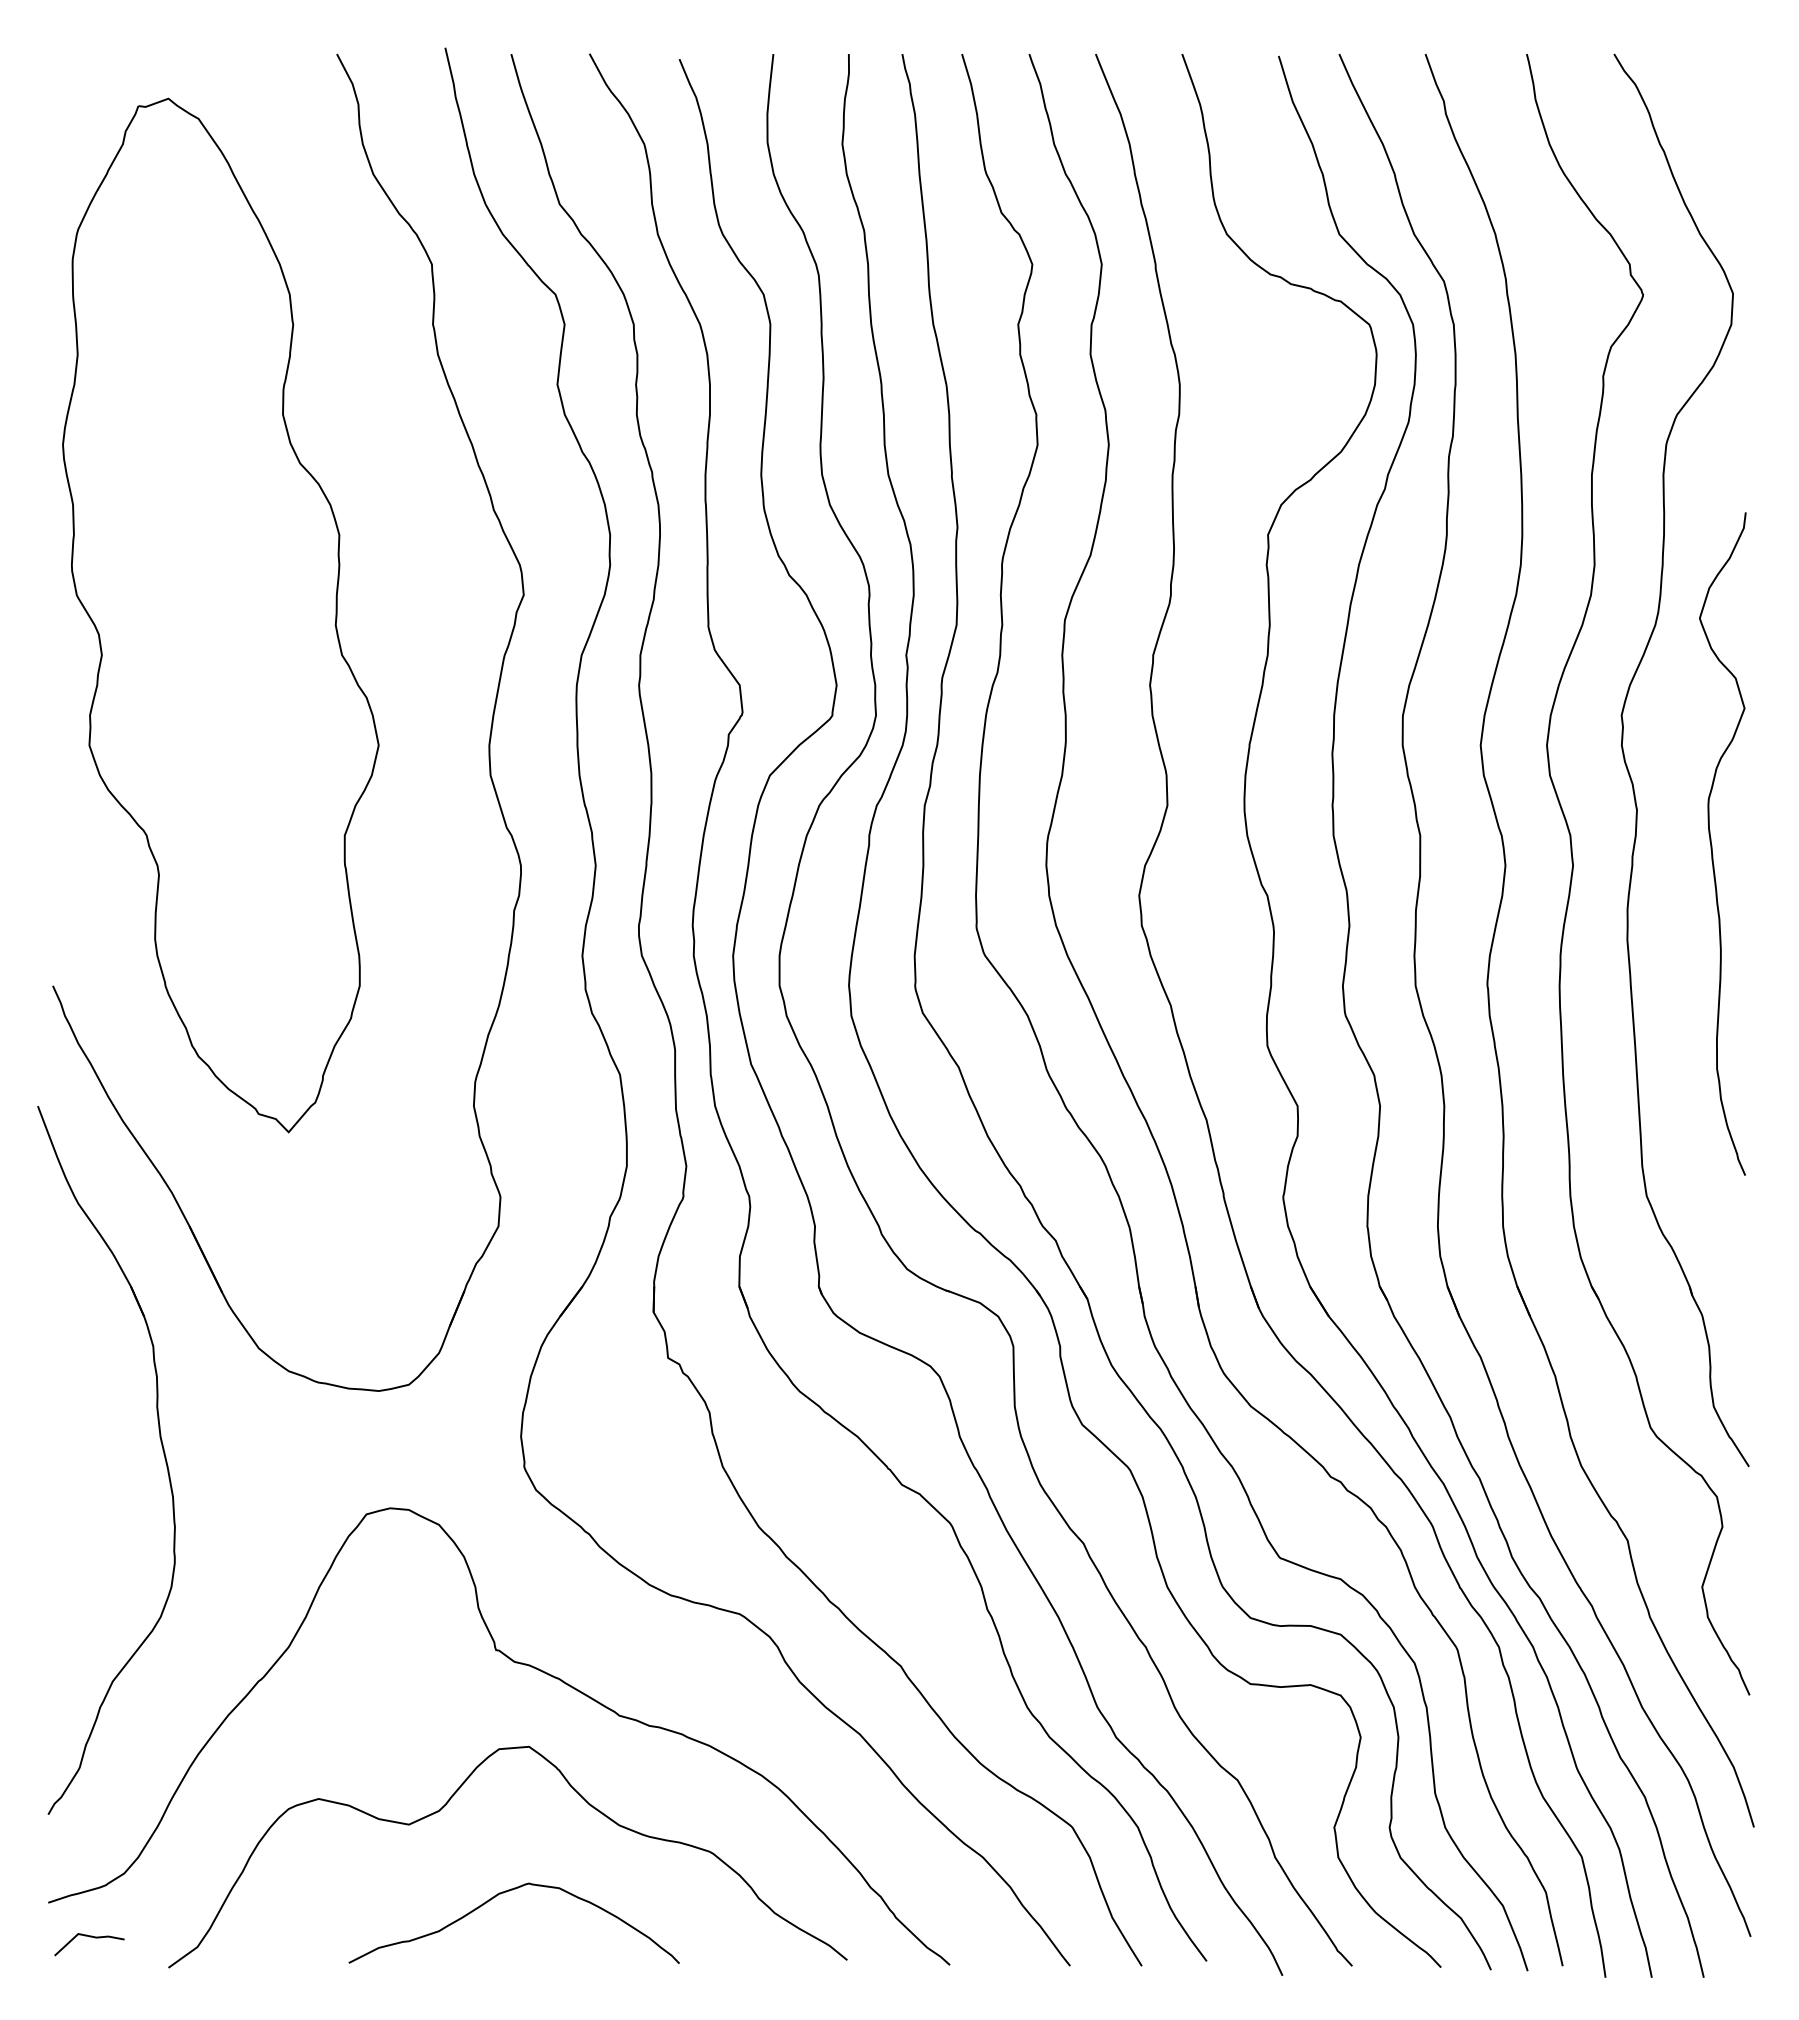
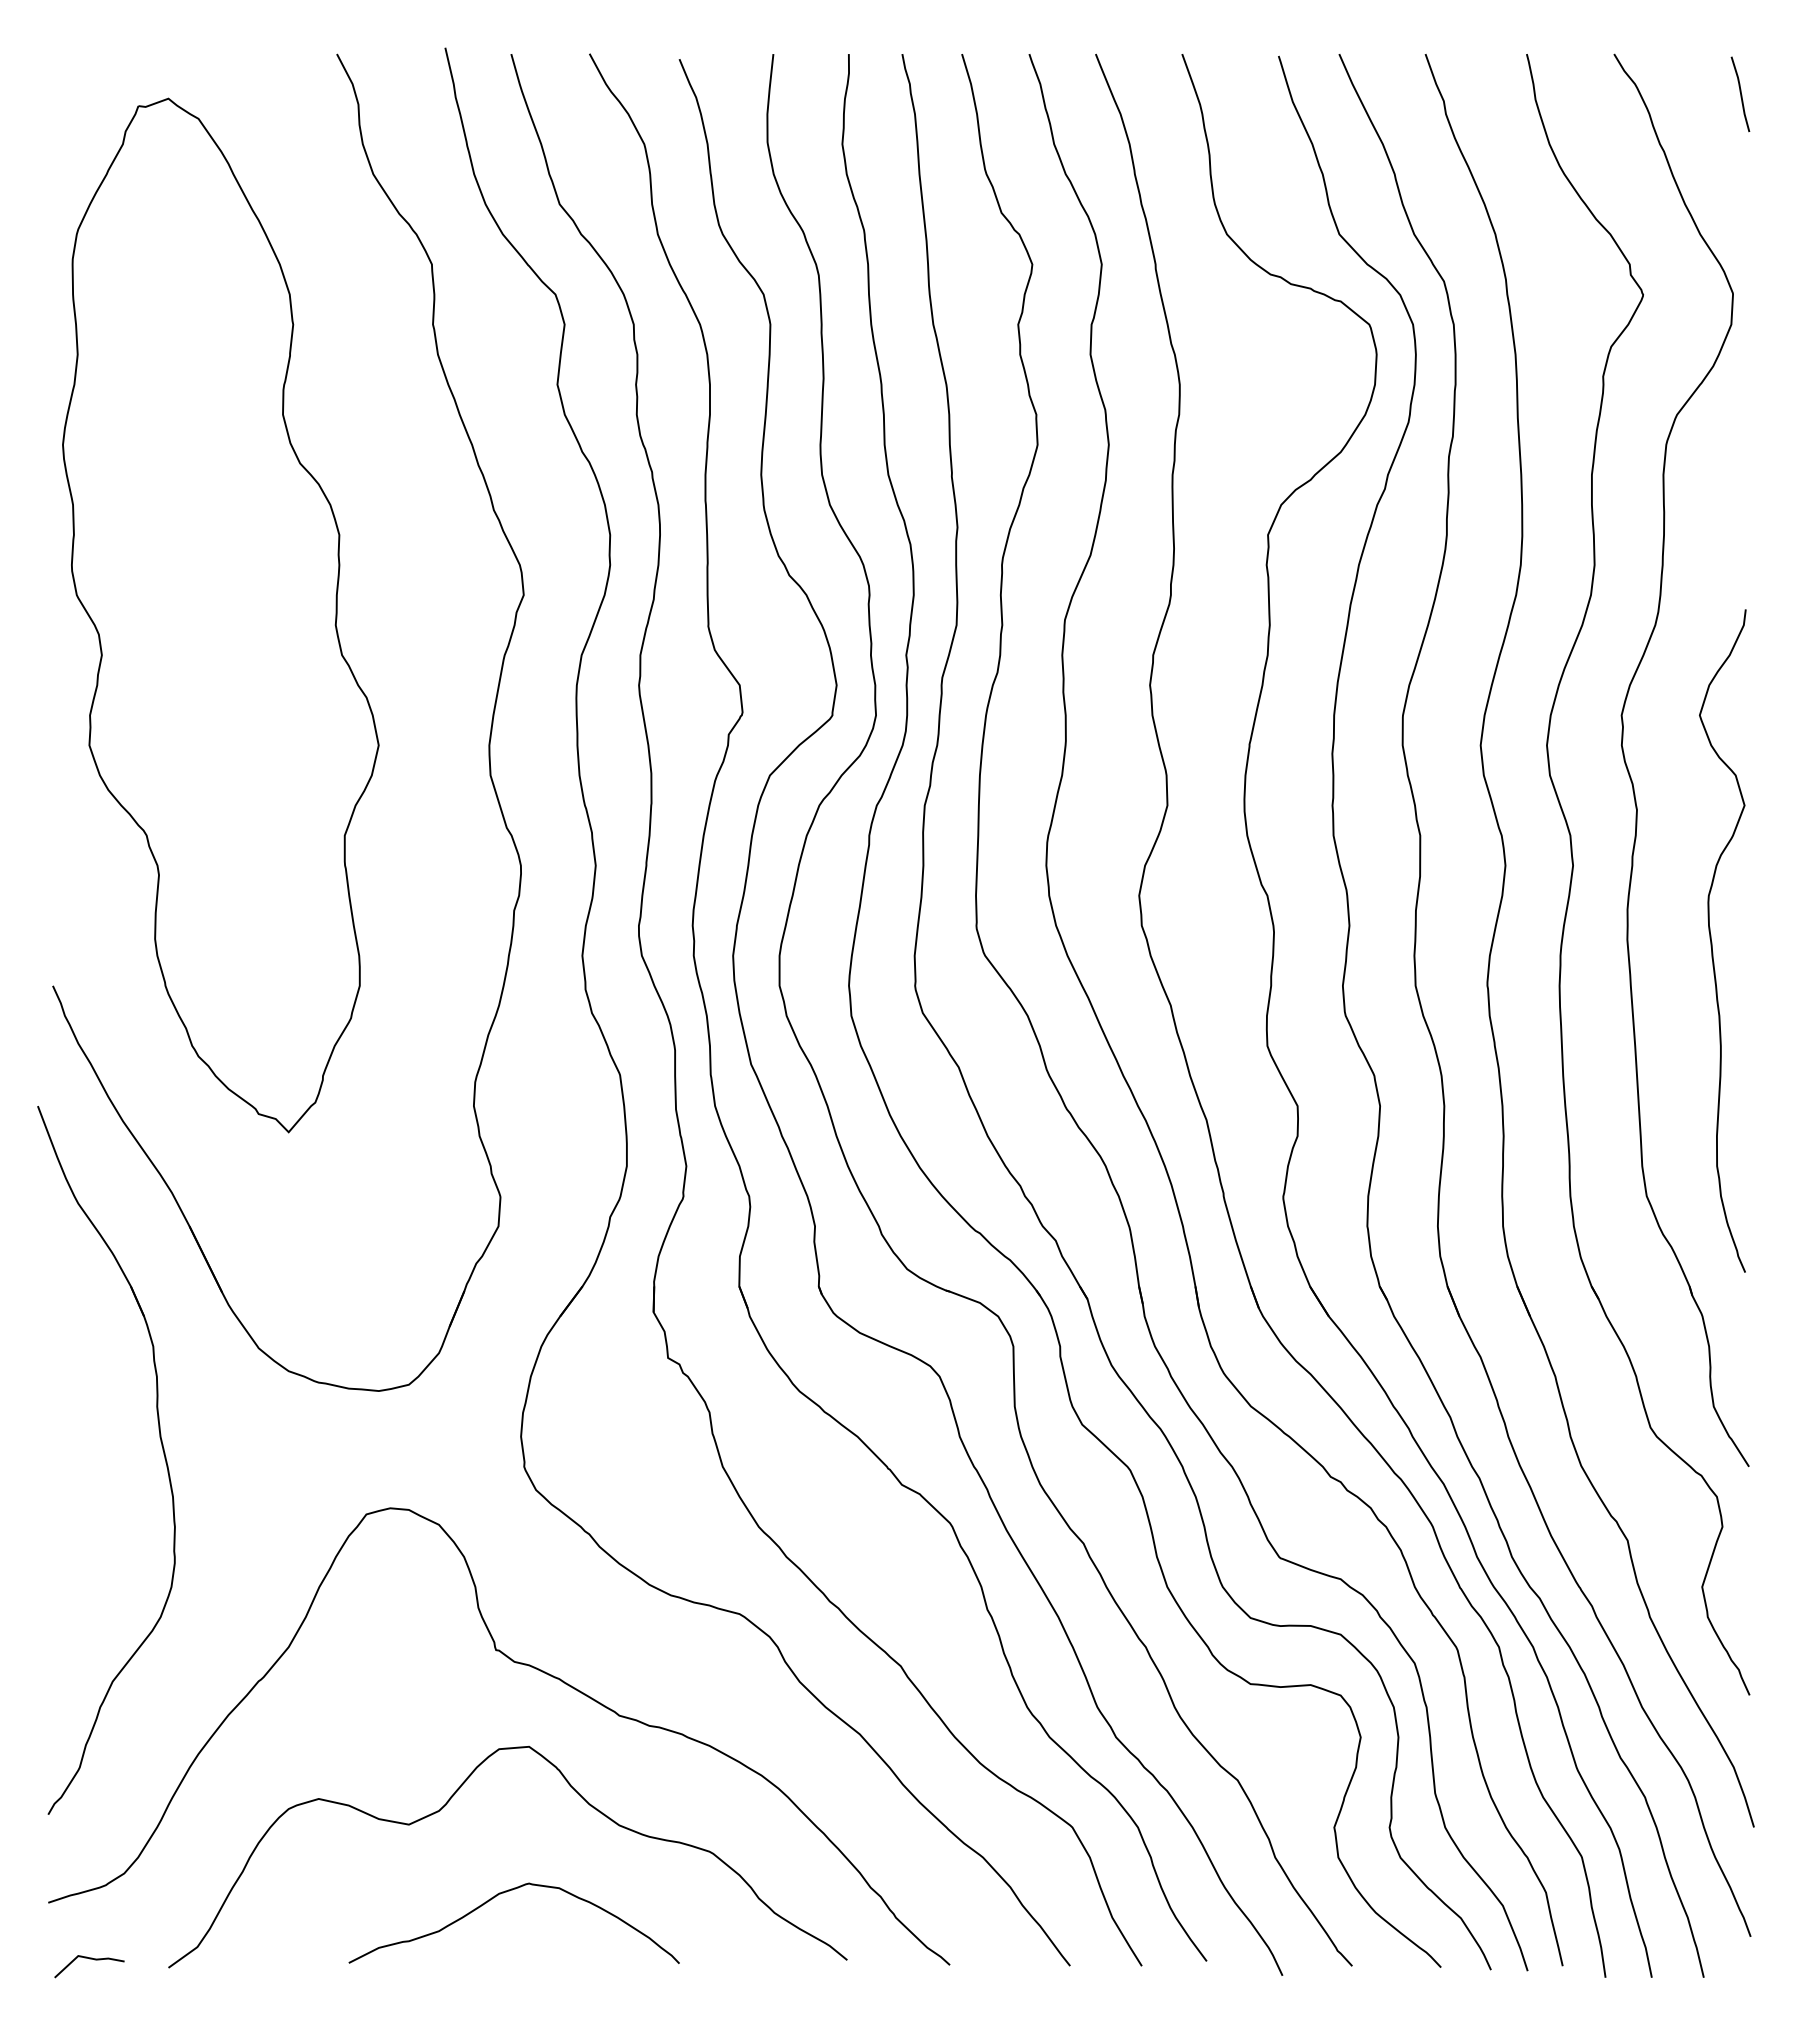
line: none -> present (1740, 94)
curve position: (1712, 845) -> (1712, 942) (1712, 942)
line position: (89, 1937) -> (89, 1959) (89, 1959)
